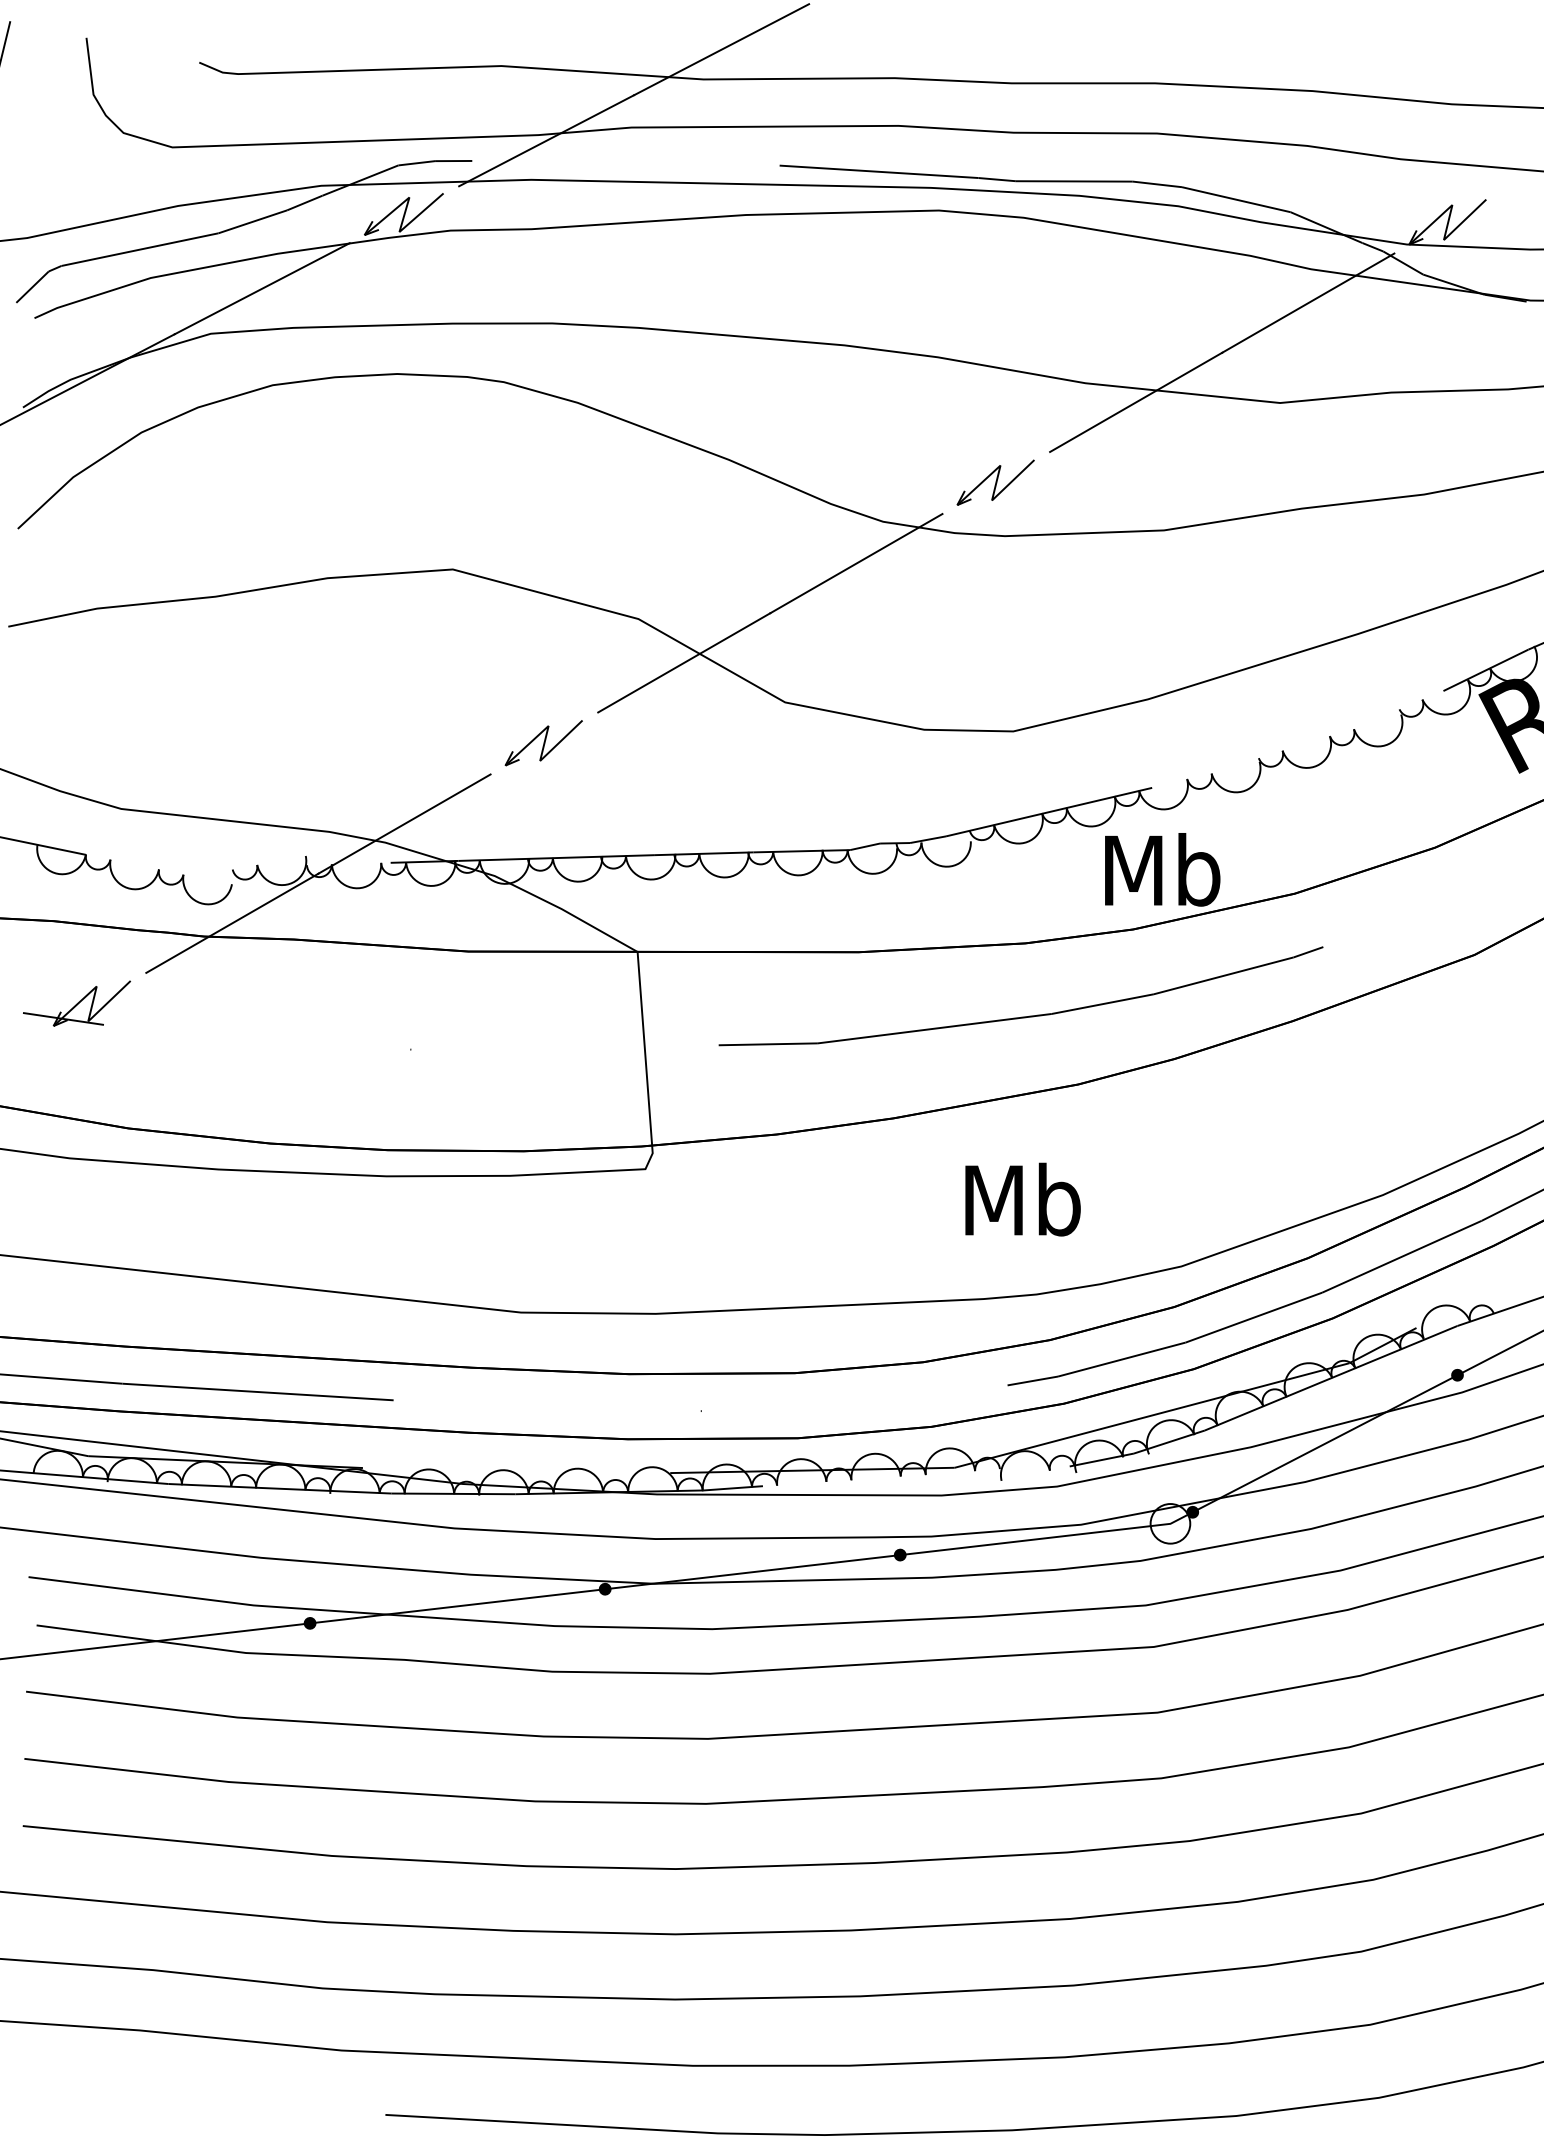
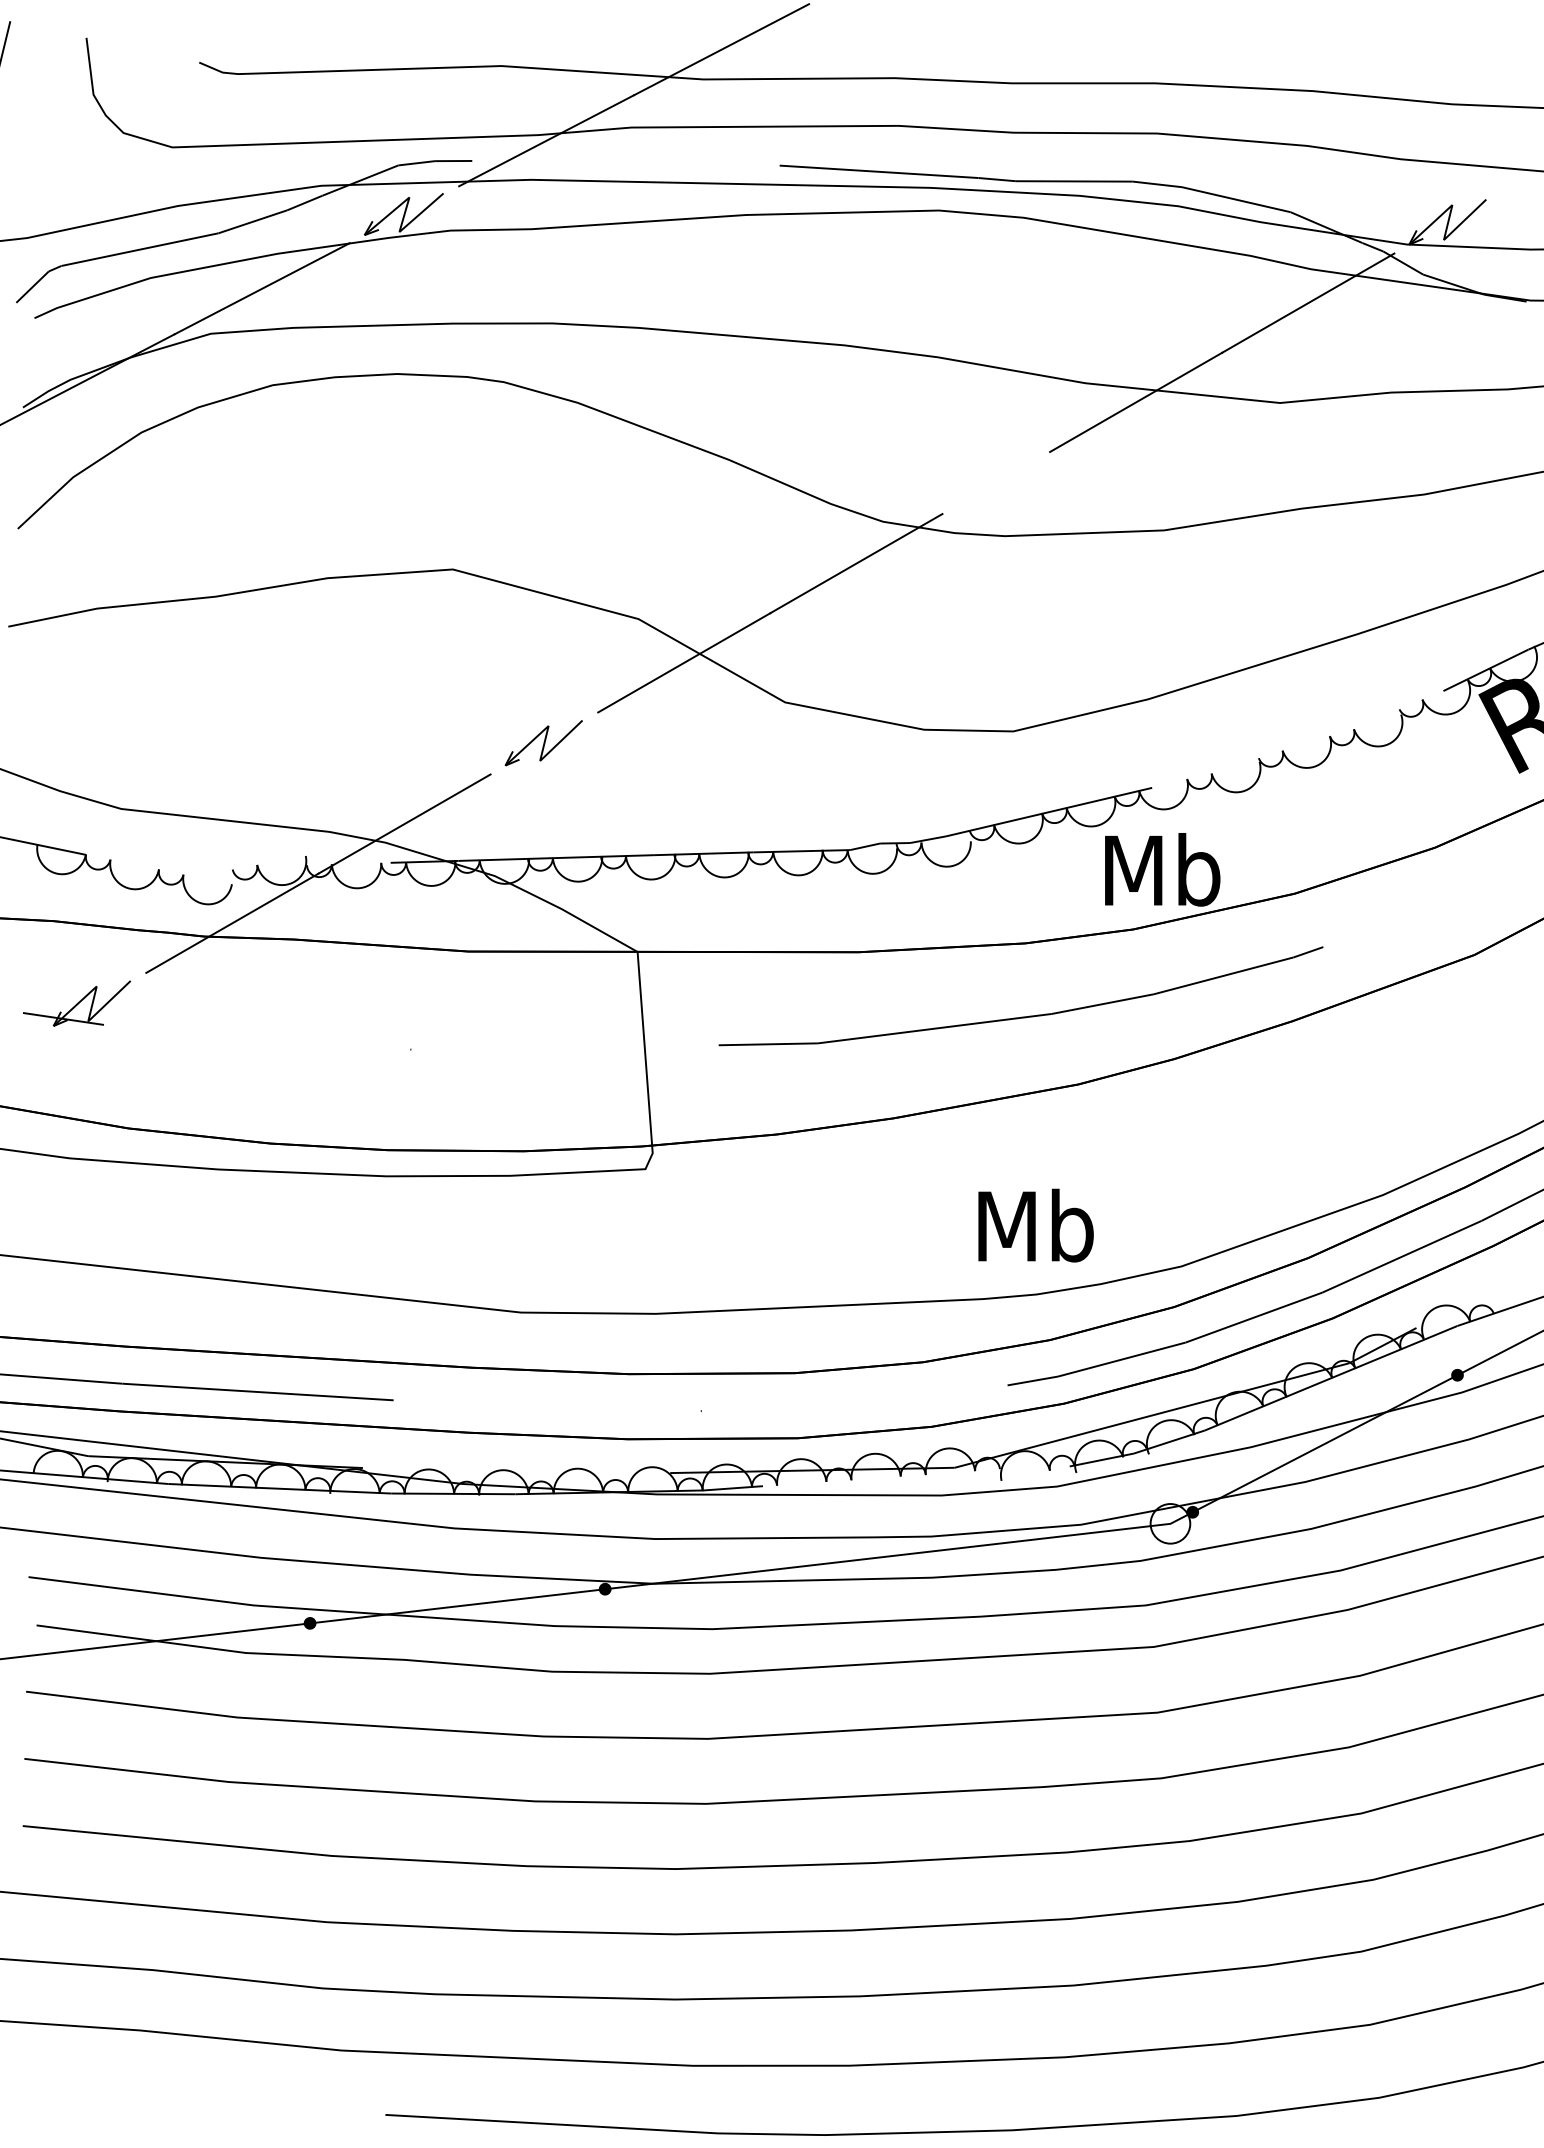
part: present -> none (995, 482)
text position: (1022, 1199) -> (1035, 1225) (1035, 1225)
fill: present -> none (899, 1554)
